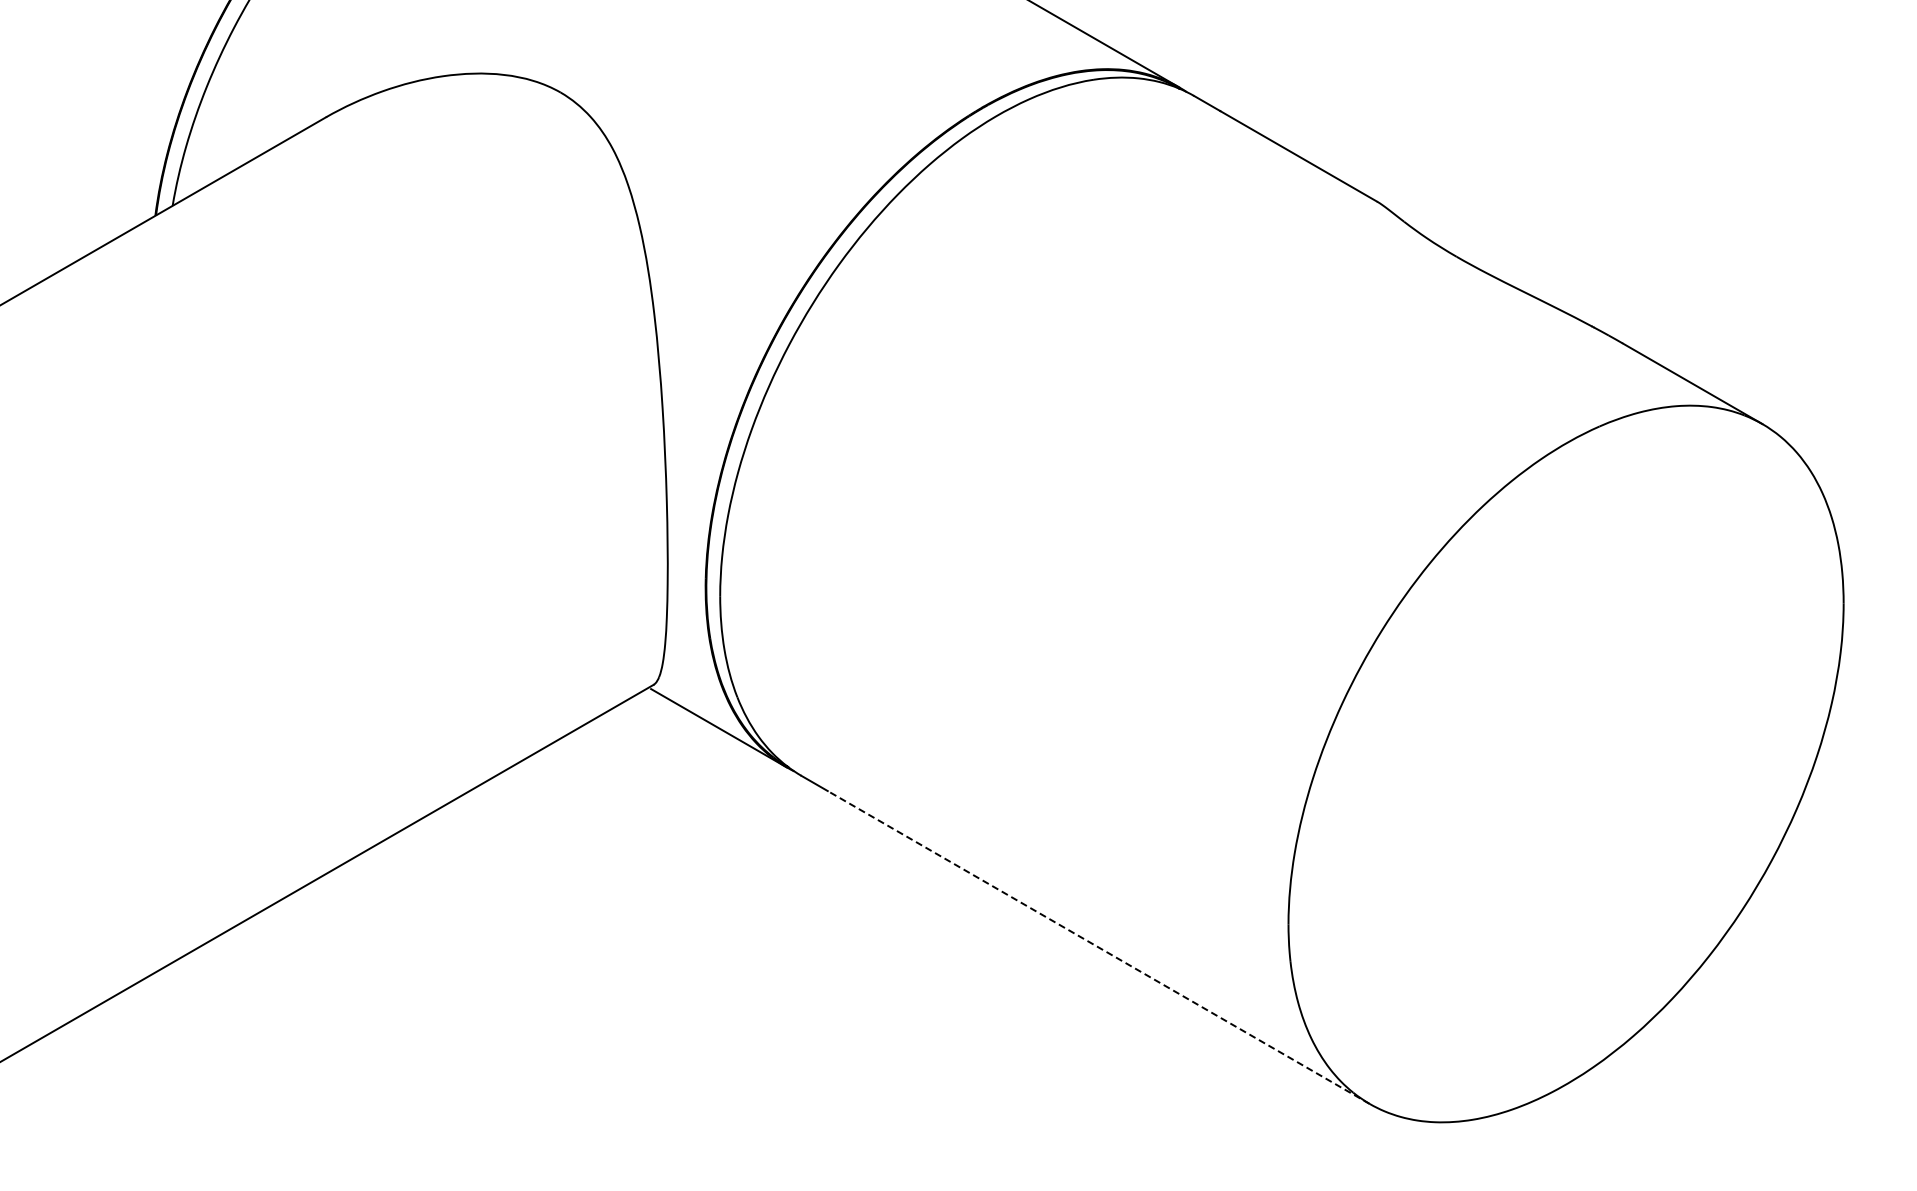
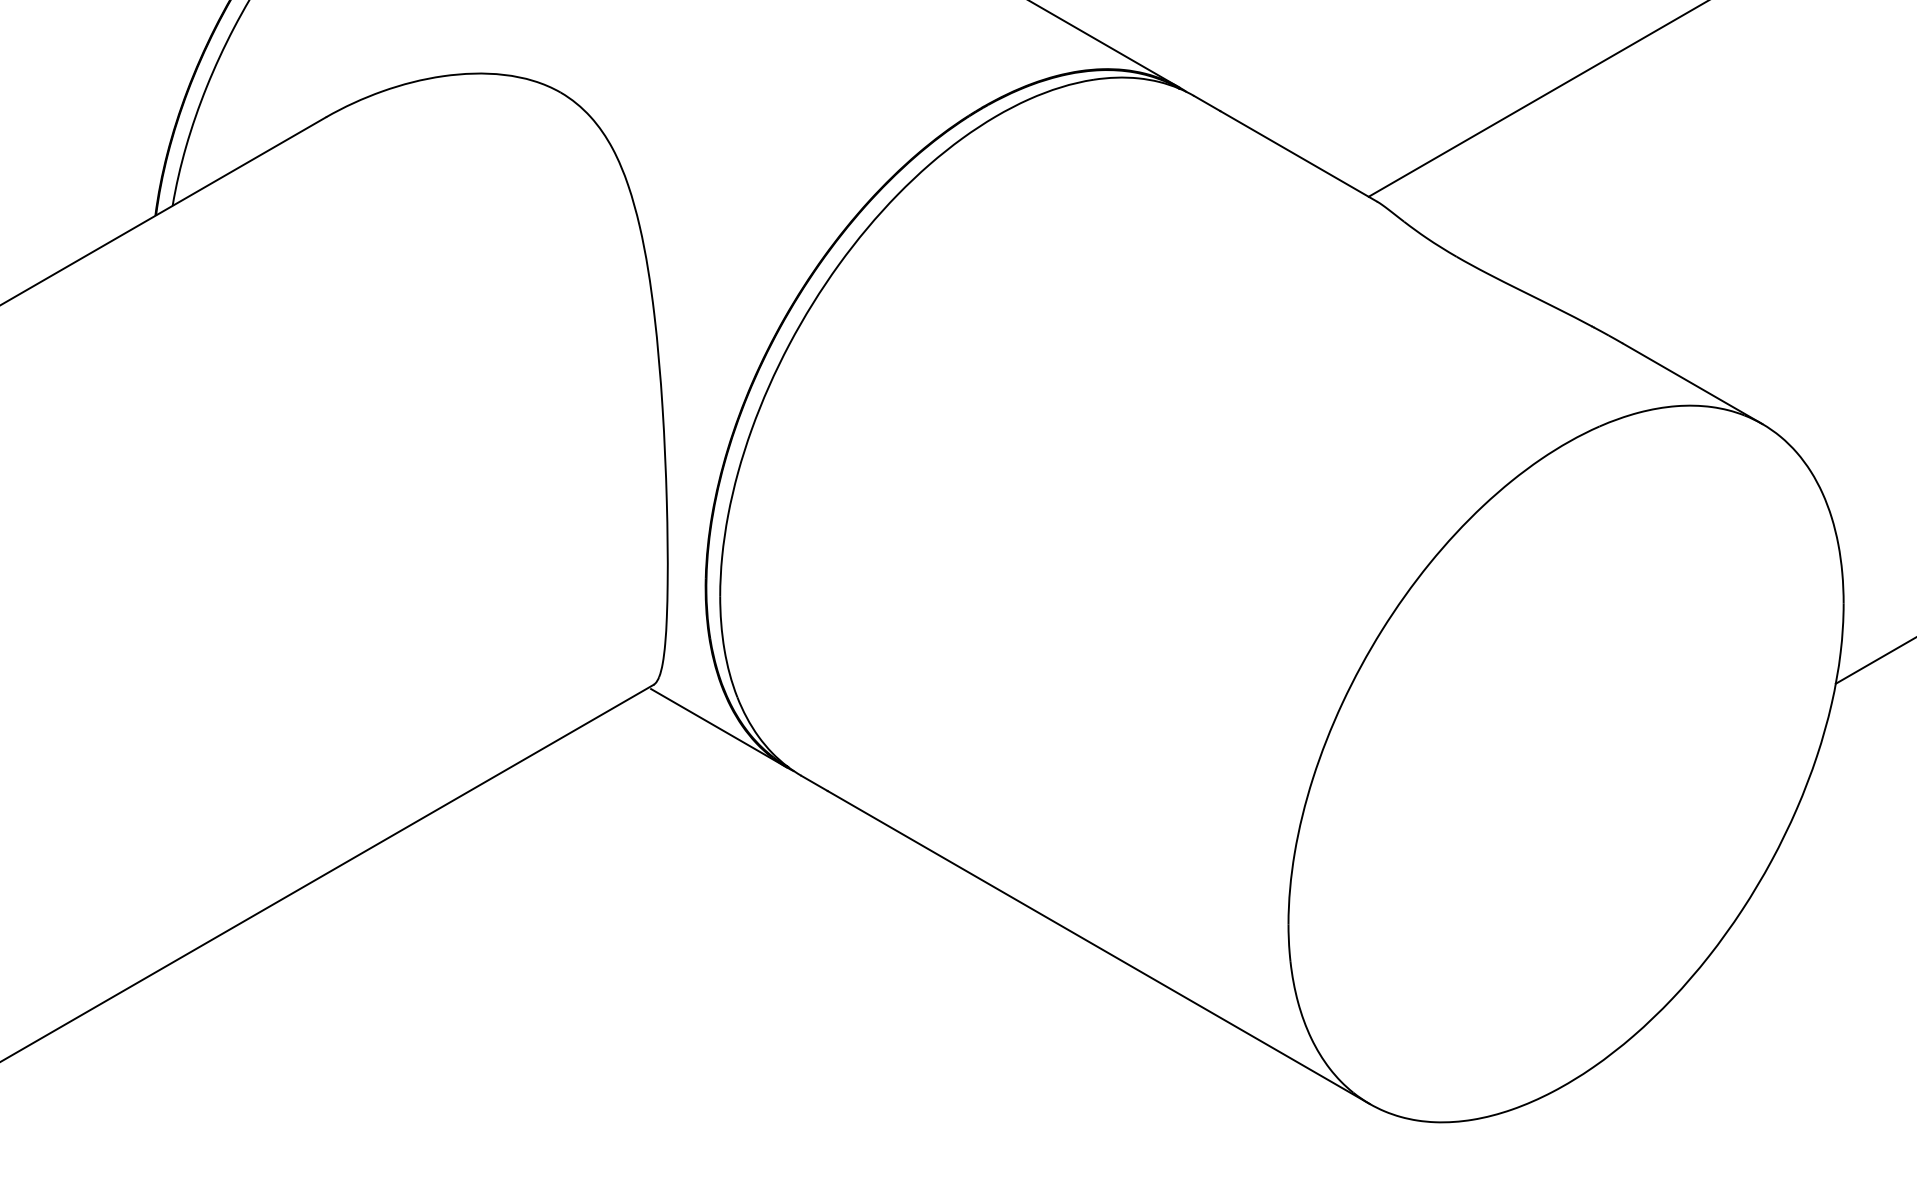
line: none -> present (1536, 99)
line: none -> present (1874, 660)
line: dashed -> solid (1098, 947)
